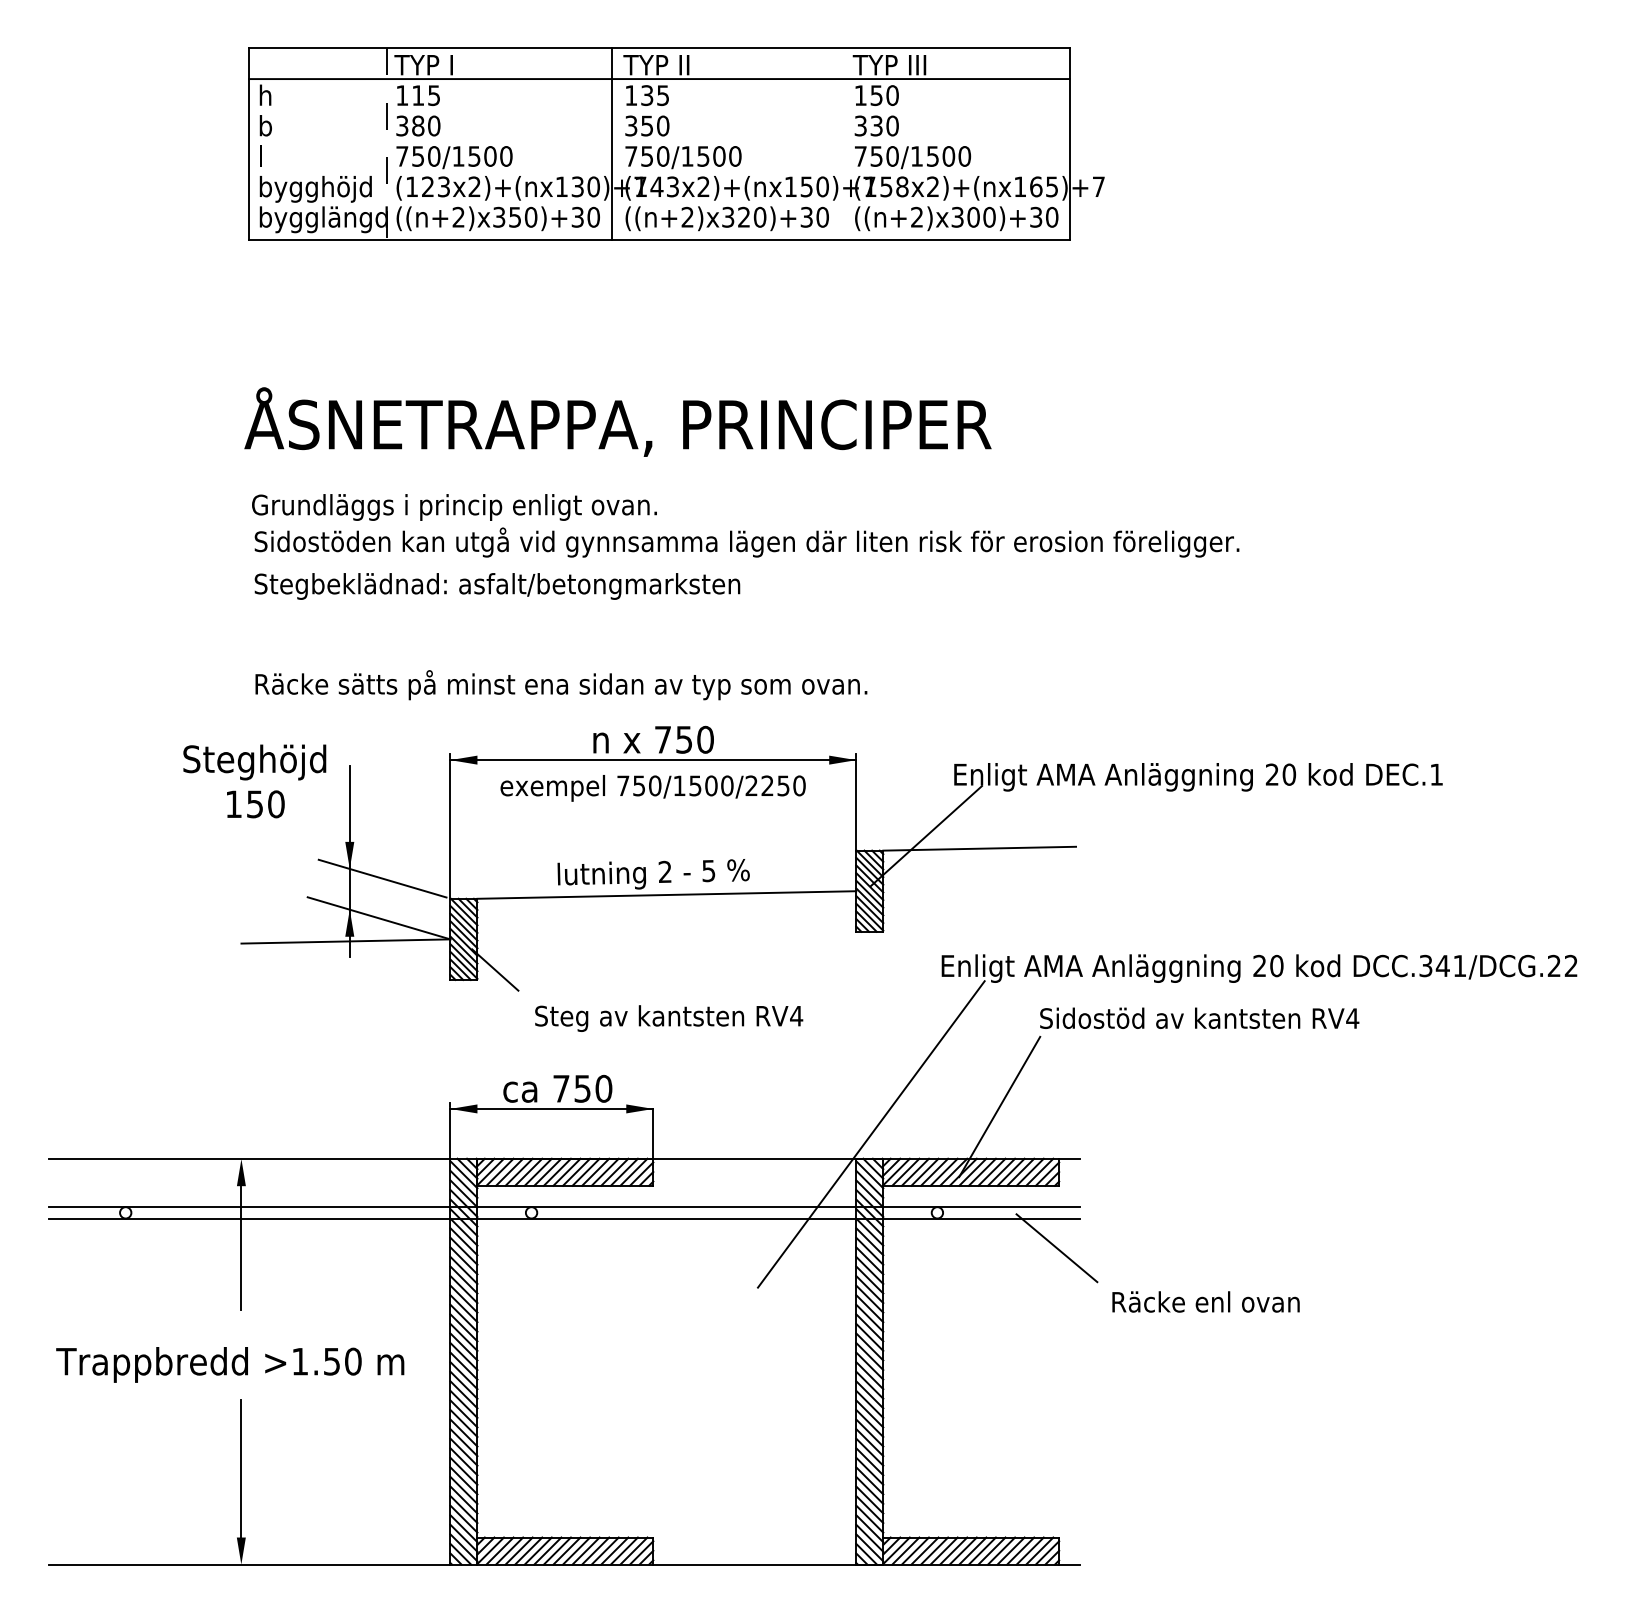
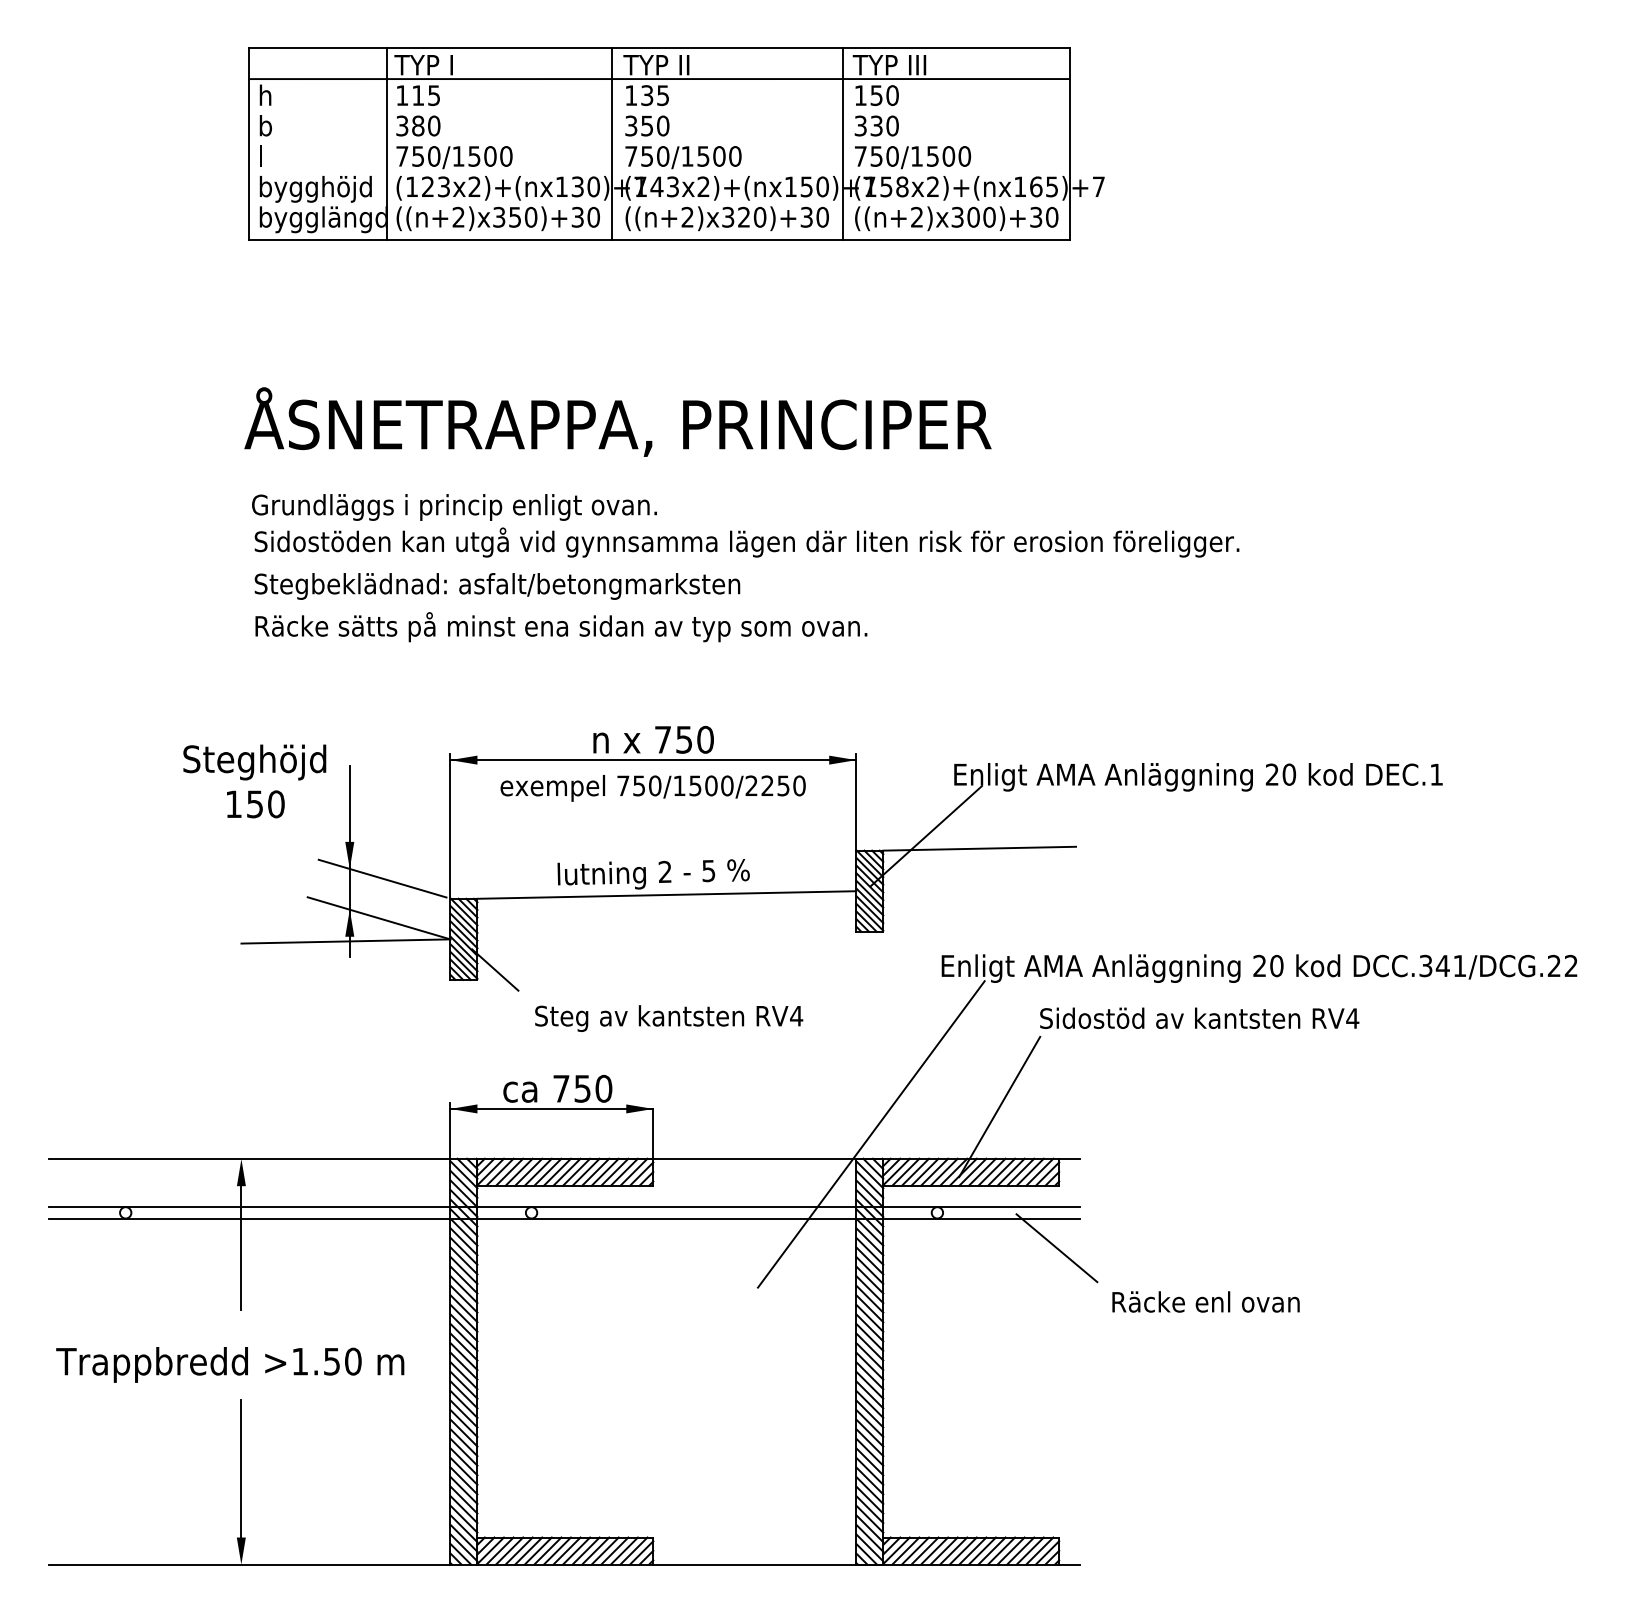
line: none -> present (843, 143)
line: dashed -> solid (387, 144)
text position: (561, 685) -> (561, 627) (561, 627)
